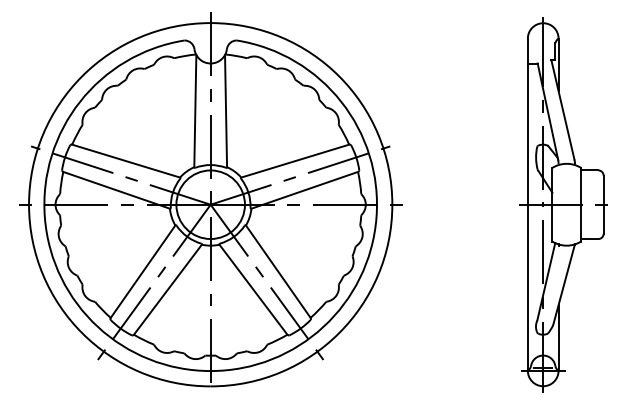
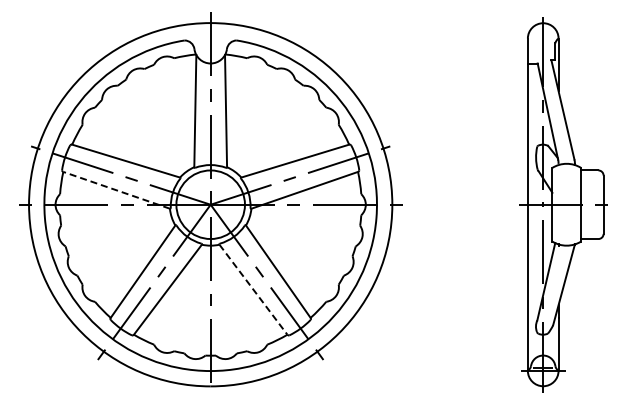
line: solid -> dashed (116, 190)
line: solid -> dashed (253, 290)
